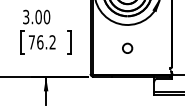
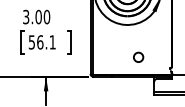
text: 76.2 -> 56.1 (41, 42)
circle position: (127, 47) -> (138, 56) (138, 56)
